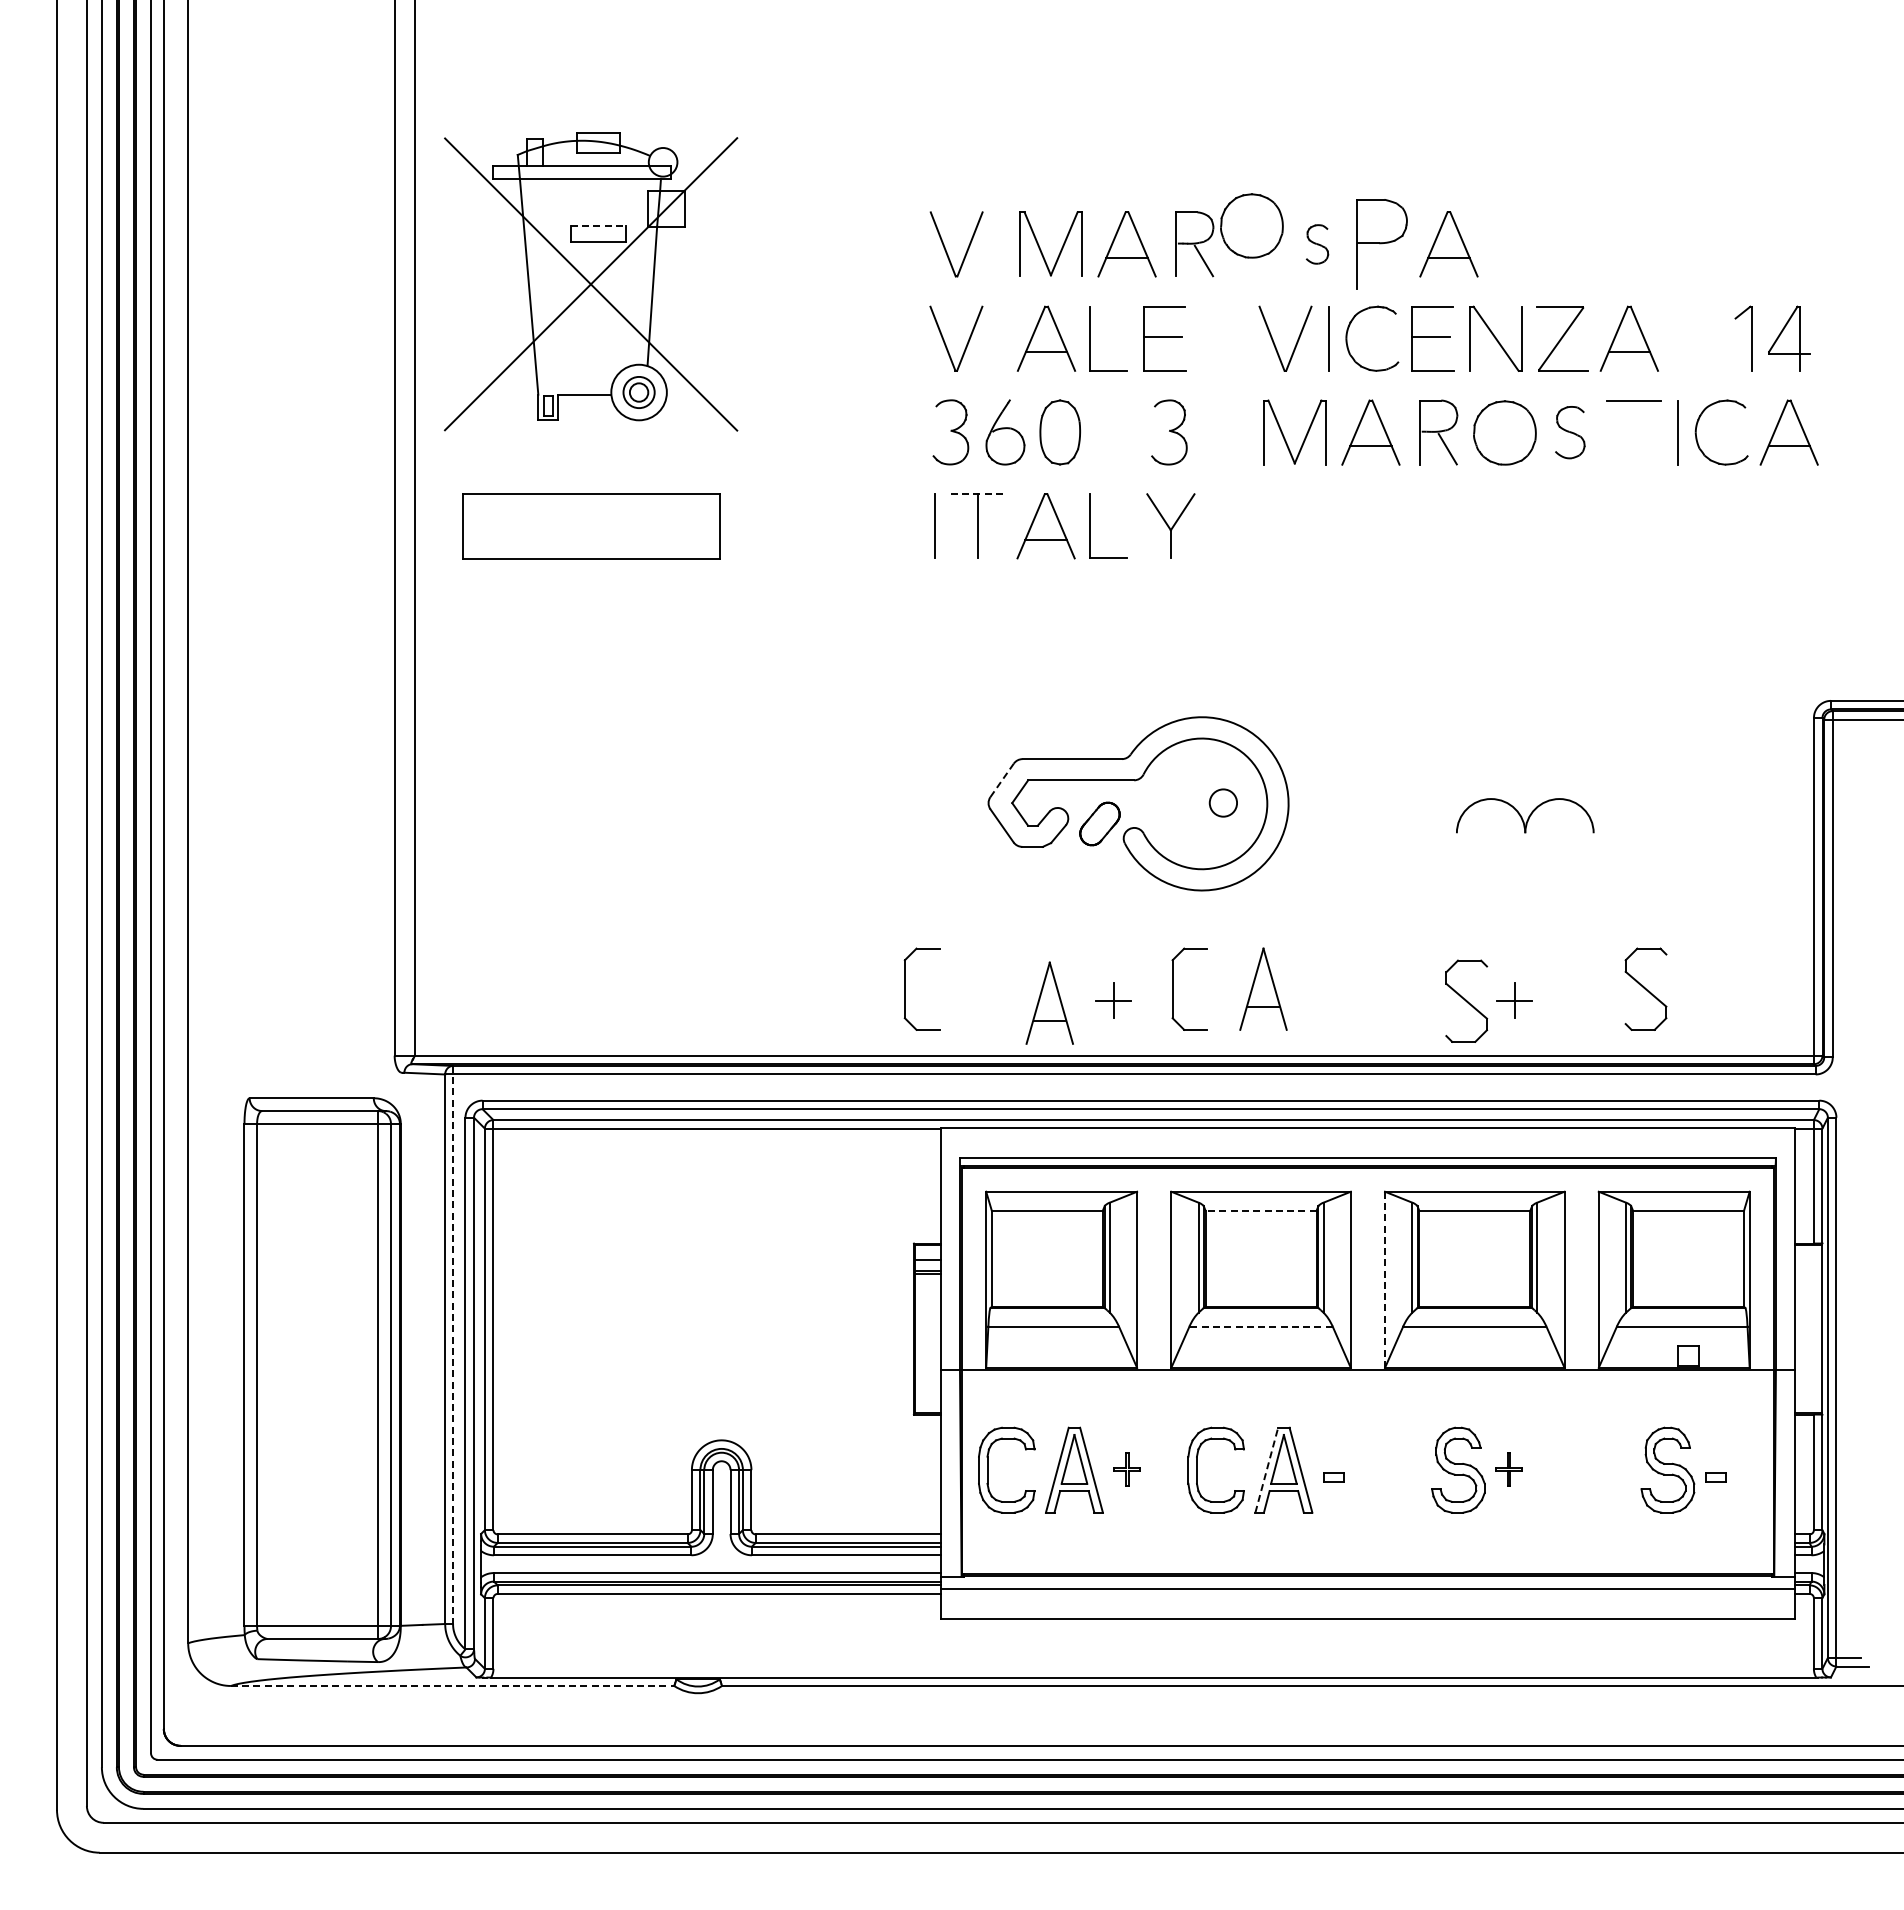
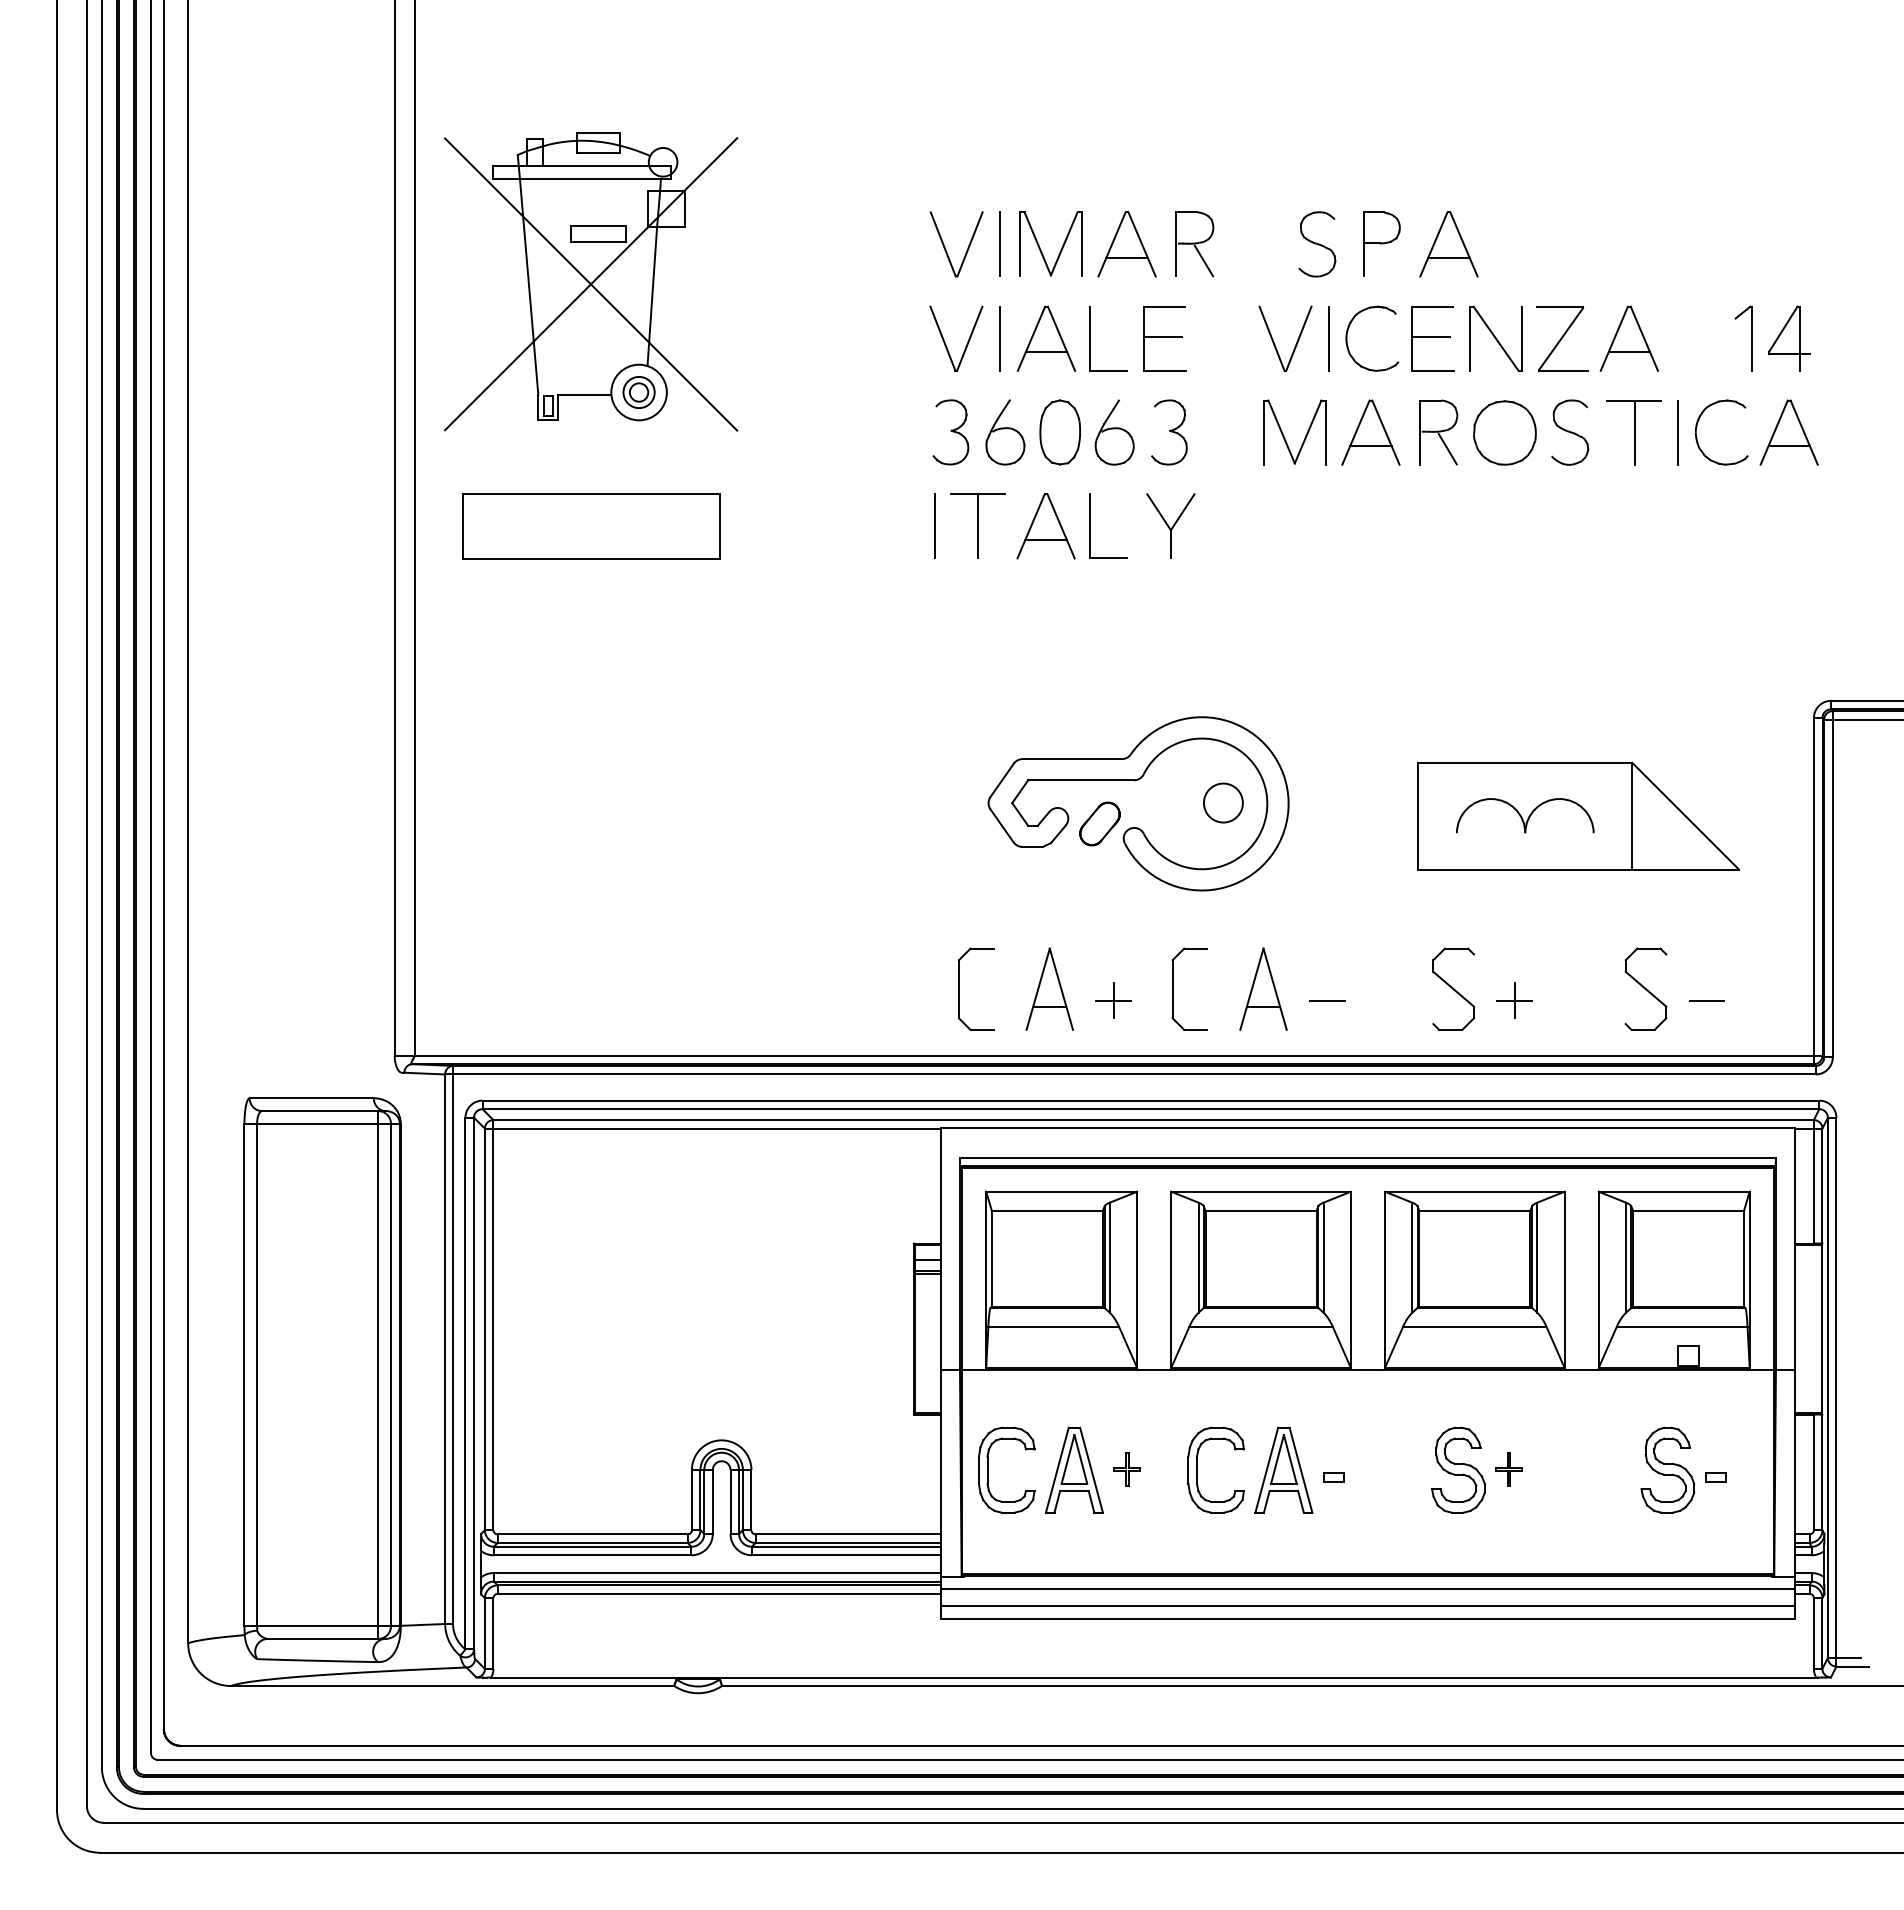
part: present -> none (1251, 225)
line: dashed -> solid (598, 226)
line: none -> present (999, 243)
part size: 24x41 px -> 39x67 px (1317, 244)
part size: 52x91 px -> 38x66 px (1381, 243)
line: none -> present (999, 338)
part: none -> present (1114, 432)
part size: 31x54 px -> 39x67 px (1570, 432)
line: none -> present (1634, 432)
line: dashed -> solid (978, 494)
line: dashed -> solid (1001, 780)
circle diameter: 27 px -> 39 px (1222, 802)
part: none -> present (1578, 815)
part position: (905, 988) -> (959, 988) (959, 988)
line: none -> present (1326, 1000)
part position: (1466, 1000) -> (1453, 988) (1453, 988)
line: none -> present (1706, 1000)
part position: (1049, 1002) -> (1049, 988) (1049, 988)
line: dashed -> solid (1261, 1210)
line: dashed -> solid (1385, 1279)
line: dashed -> solid (1261, 1326)
line: dashed -> solid (453, 1345)
line: dashed -> solid (1266, 1470)
line: none -> present (1367, 1606)
line: dashed -> solid (452, 1685)
